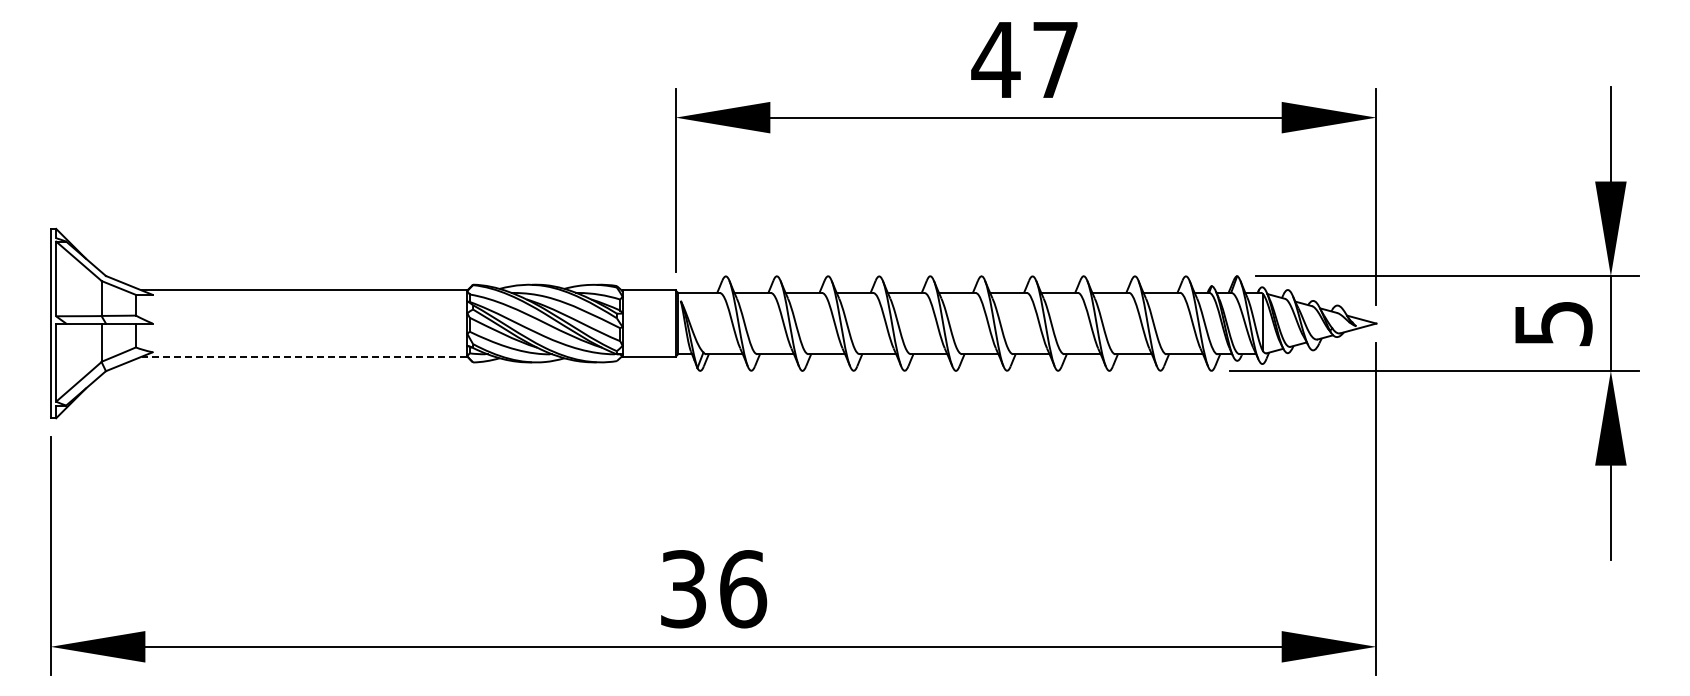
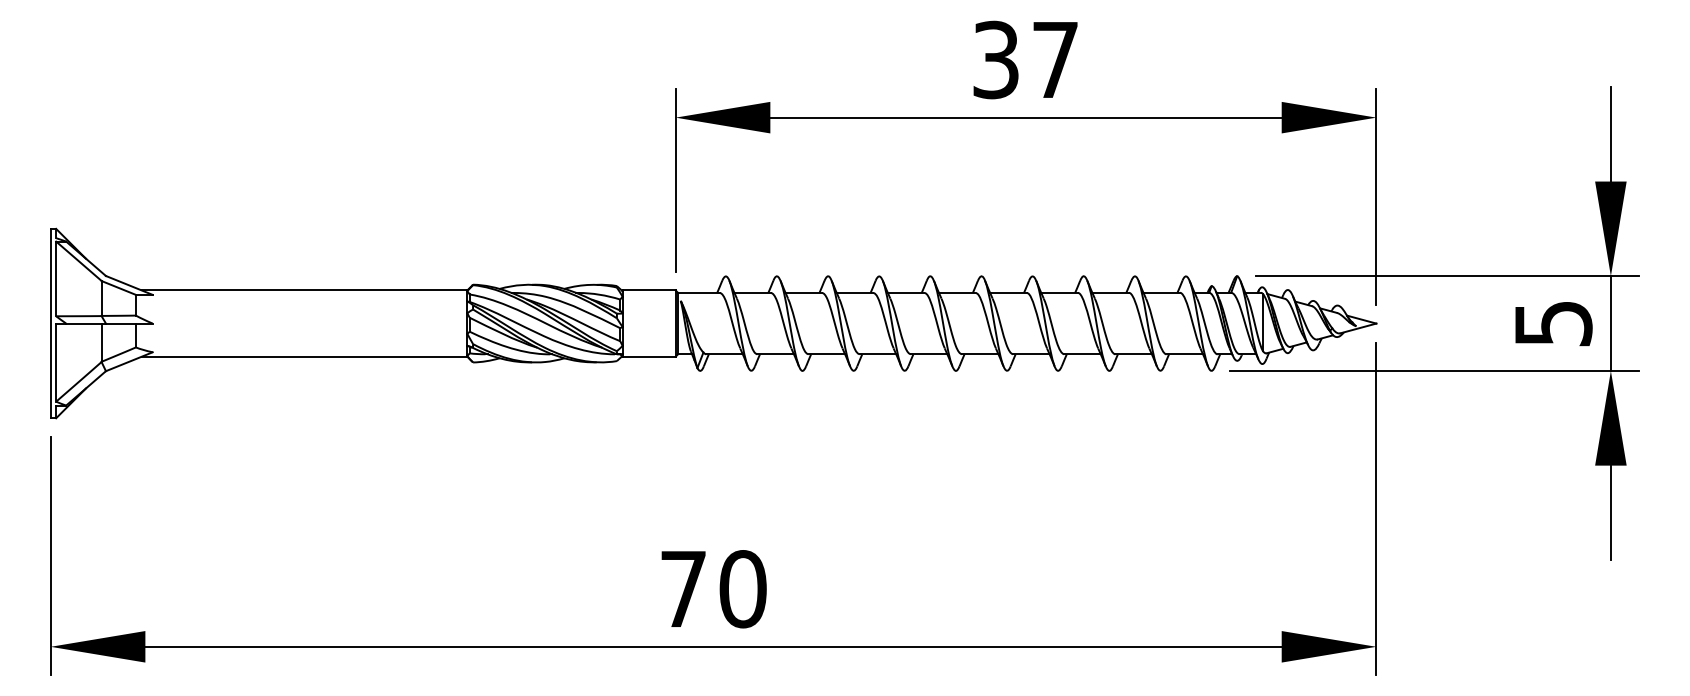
text: 47 -> 37 (995, 59)
line: dashed -> solid (304, 356)
text: 36 -> 70 (714, 589)
